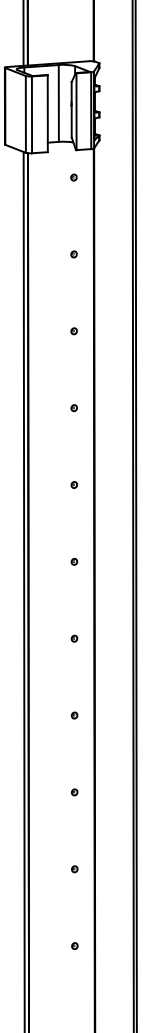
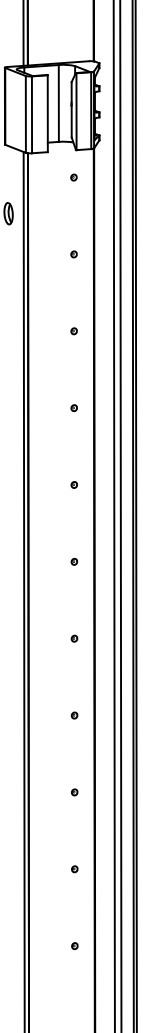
part: none -> present (8, 213)
line: none -> present (113, 515)
line: none -> present (120, 515)
